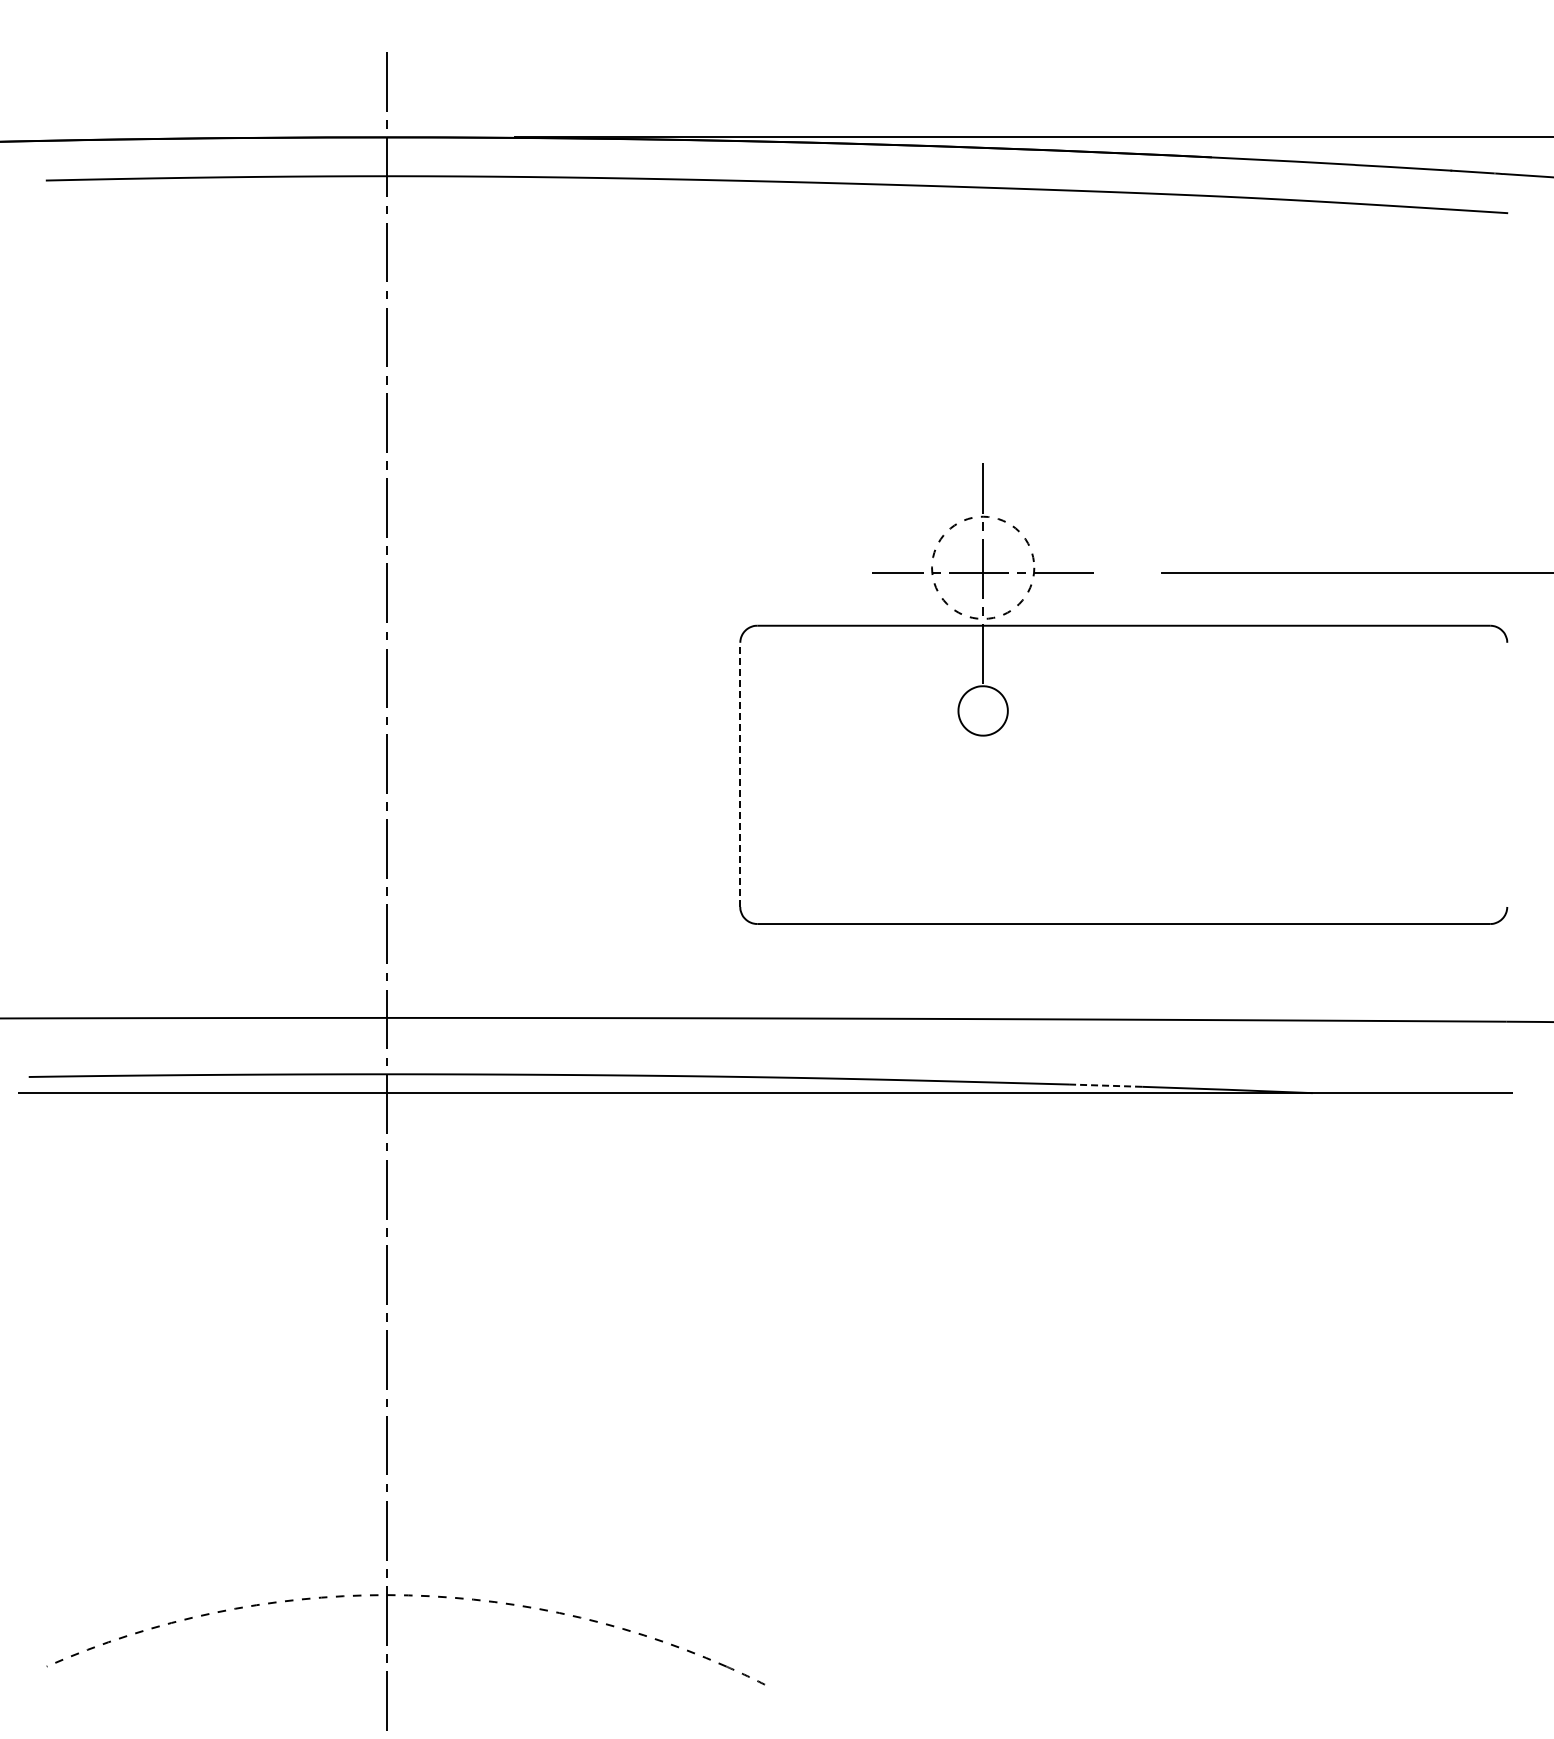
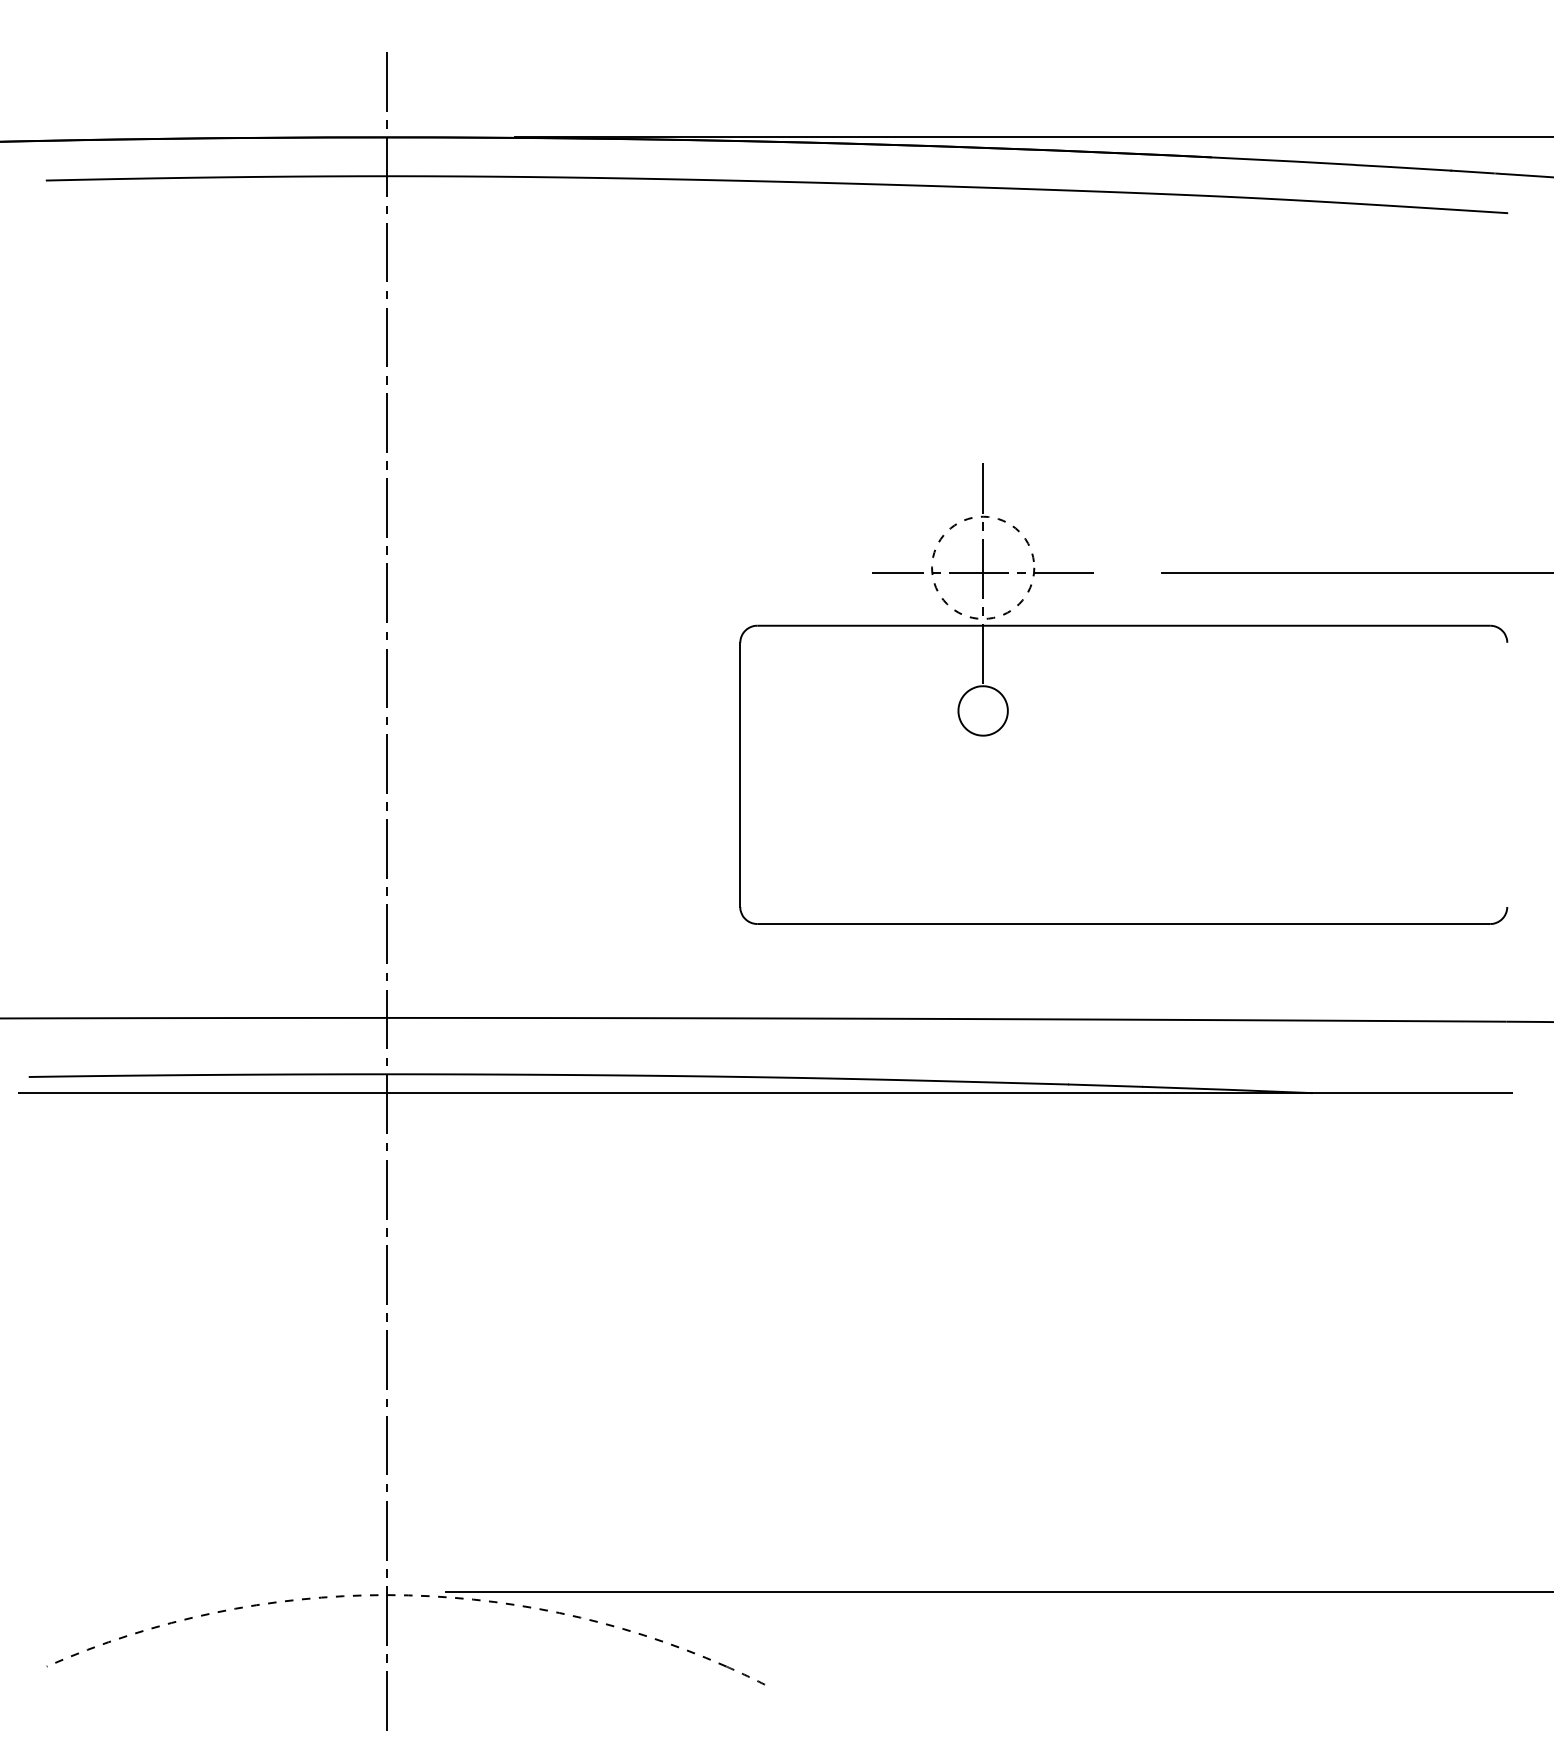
line: dashed -> solid (740, 774)
line: dashed -> solid (1105, 1085)
line: none -> present (998, 1592)
